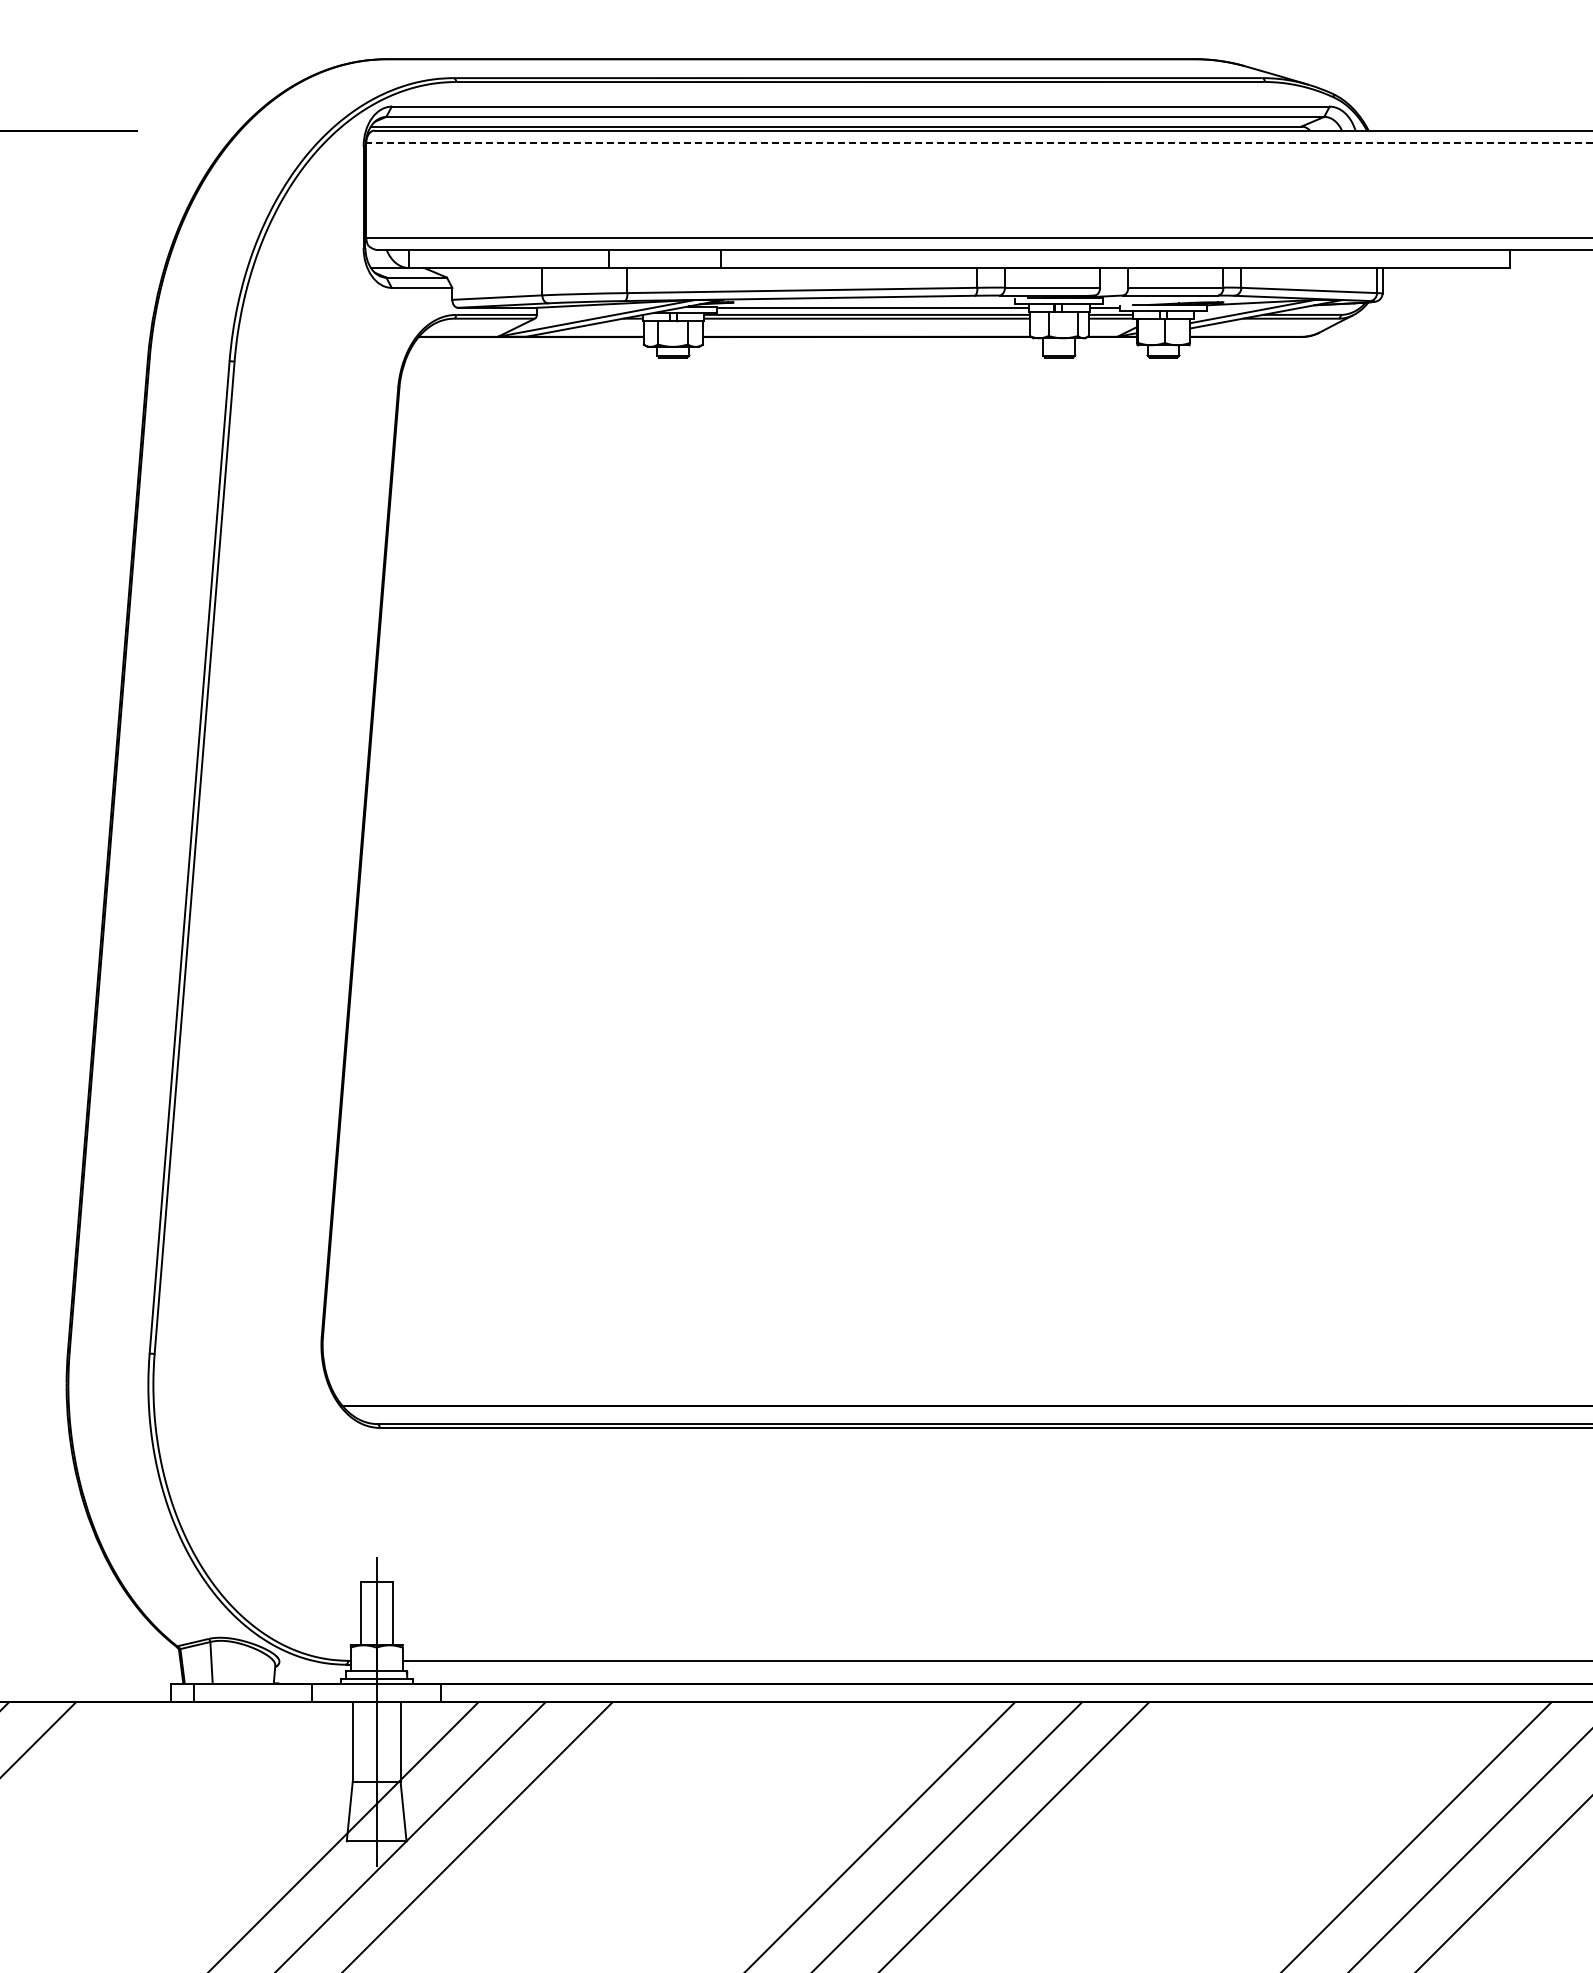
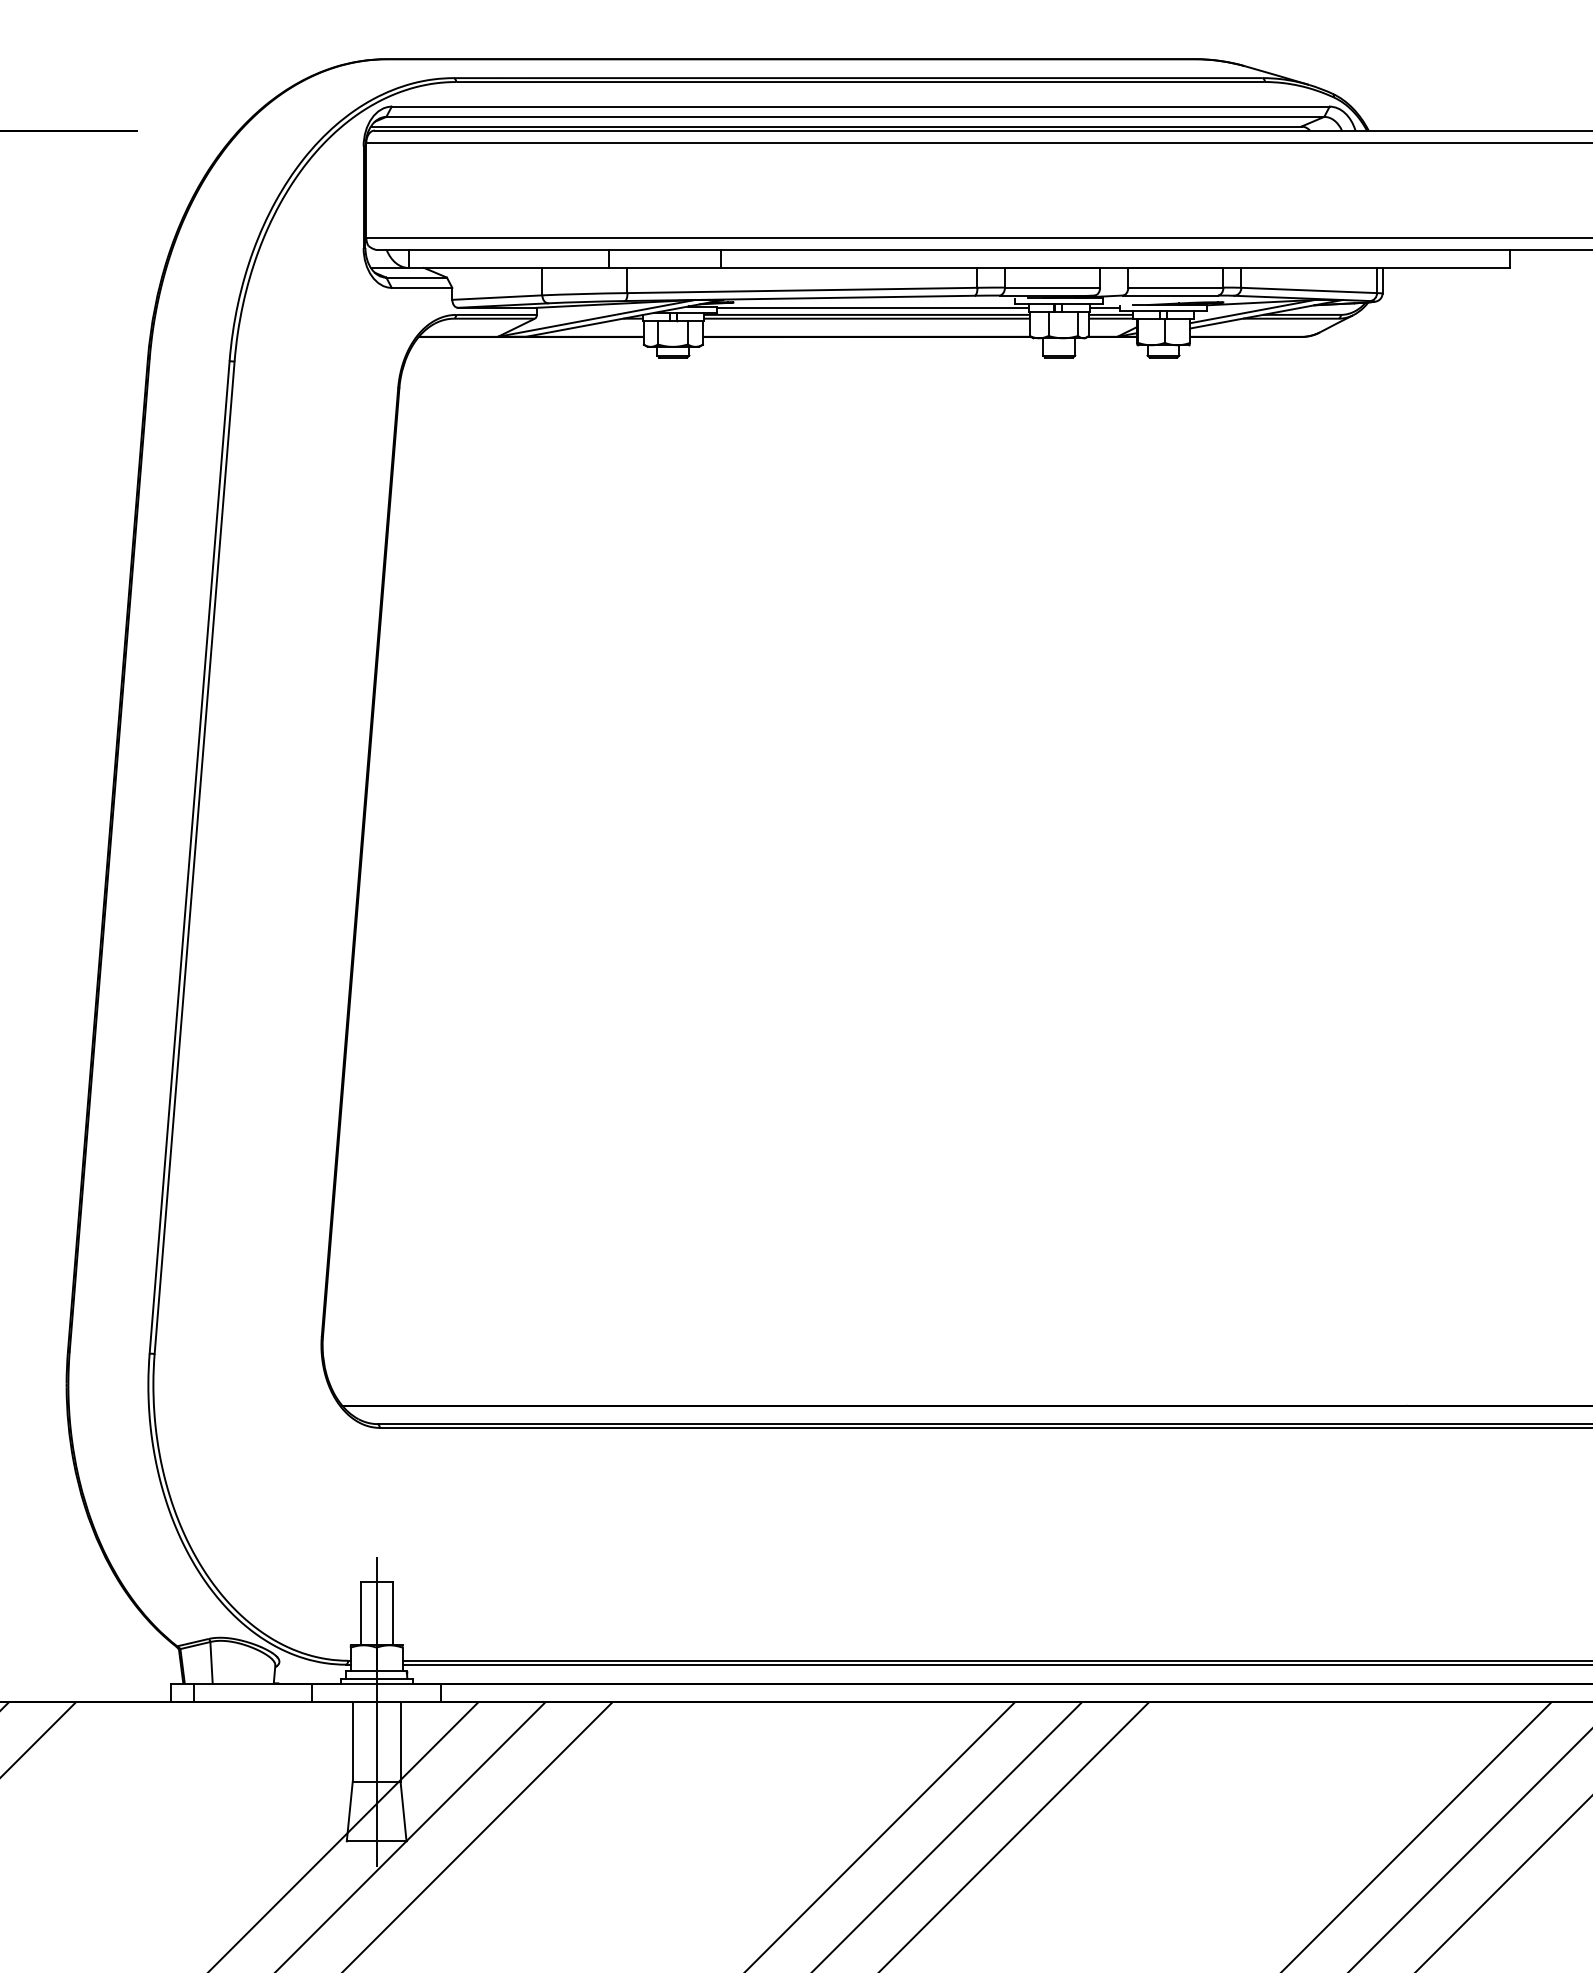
line: dashed -> solid (979, 142)
line: none -> present (995, 1664)
